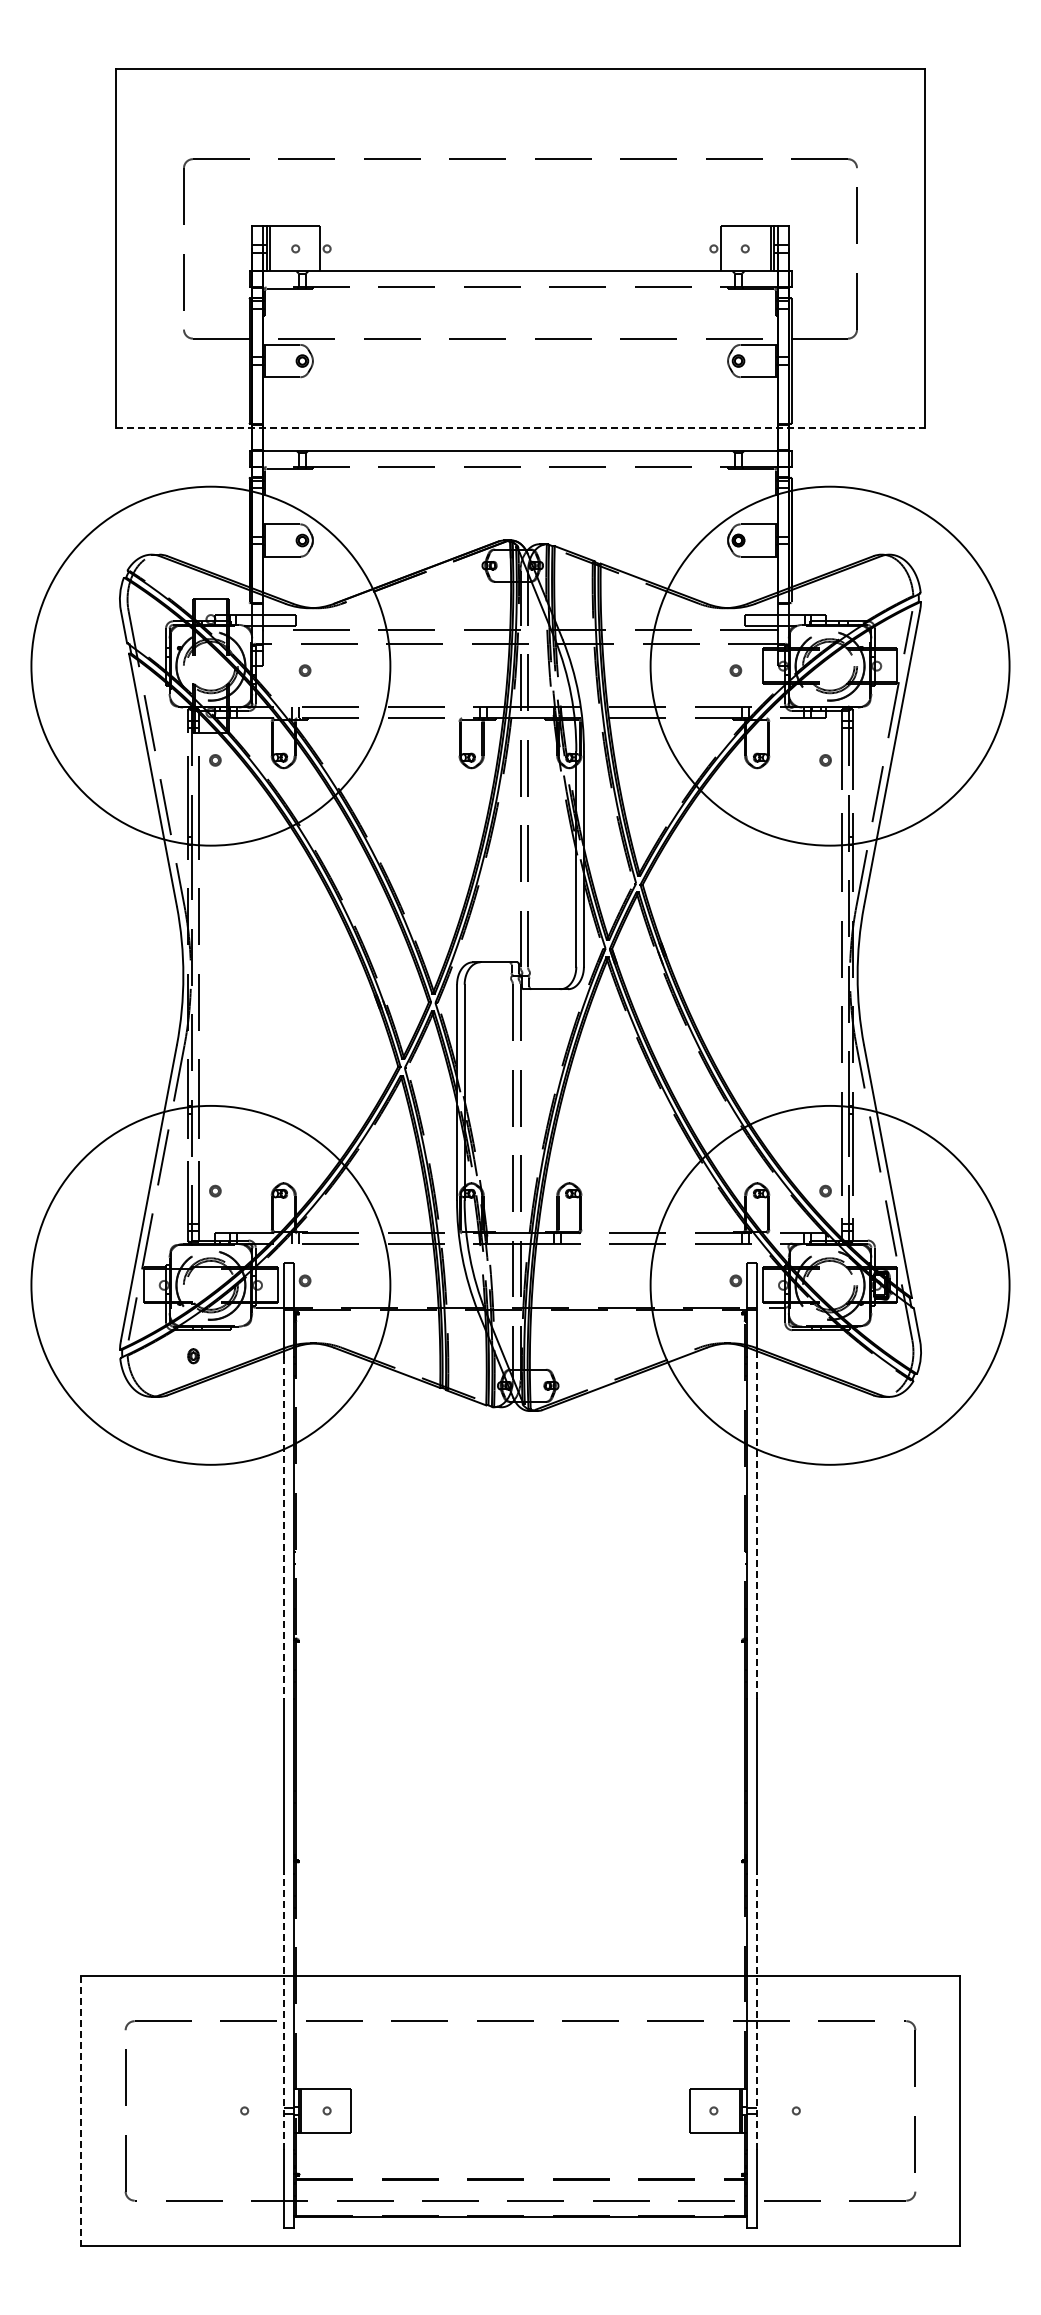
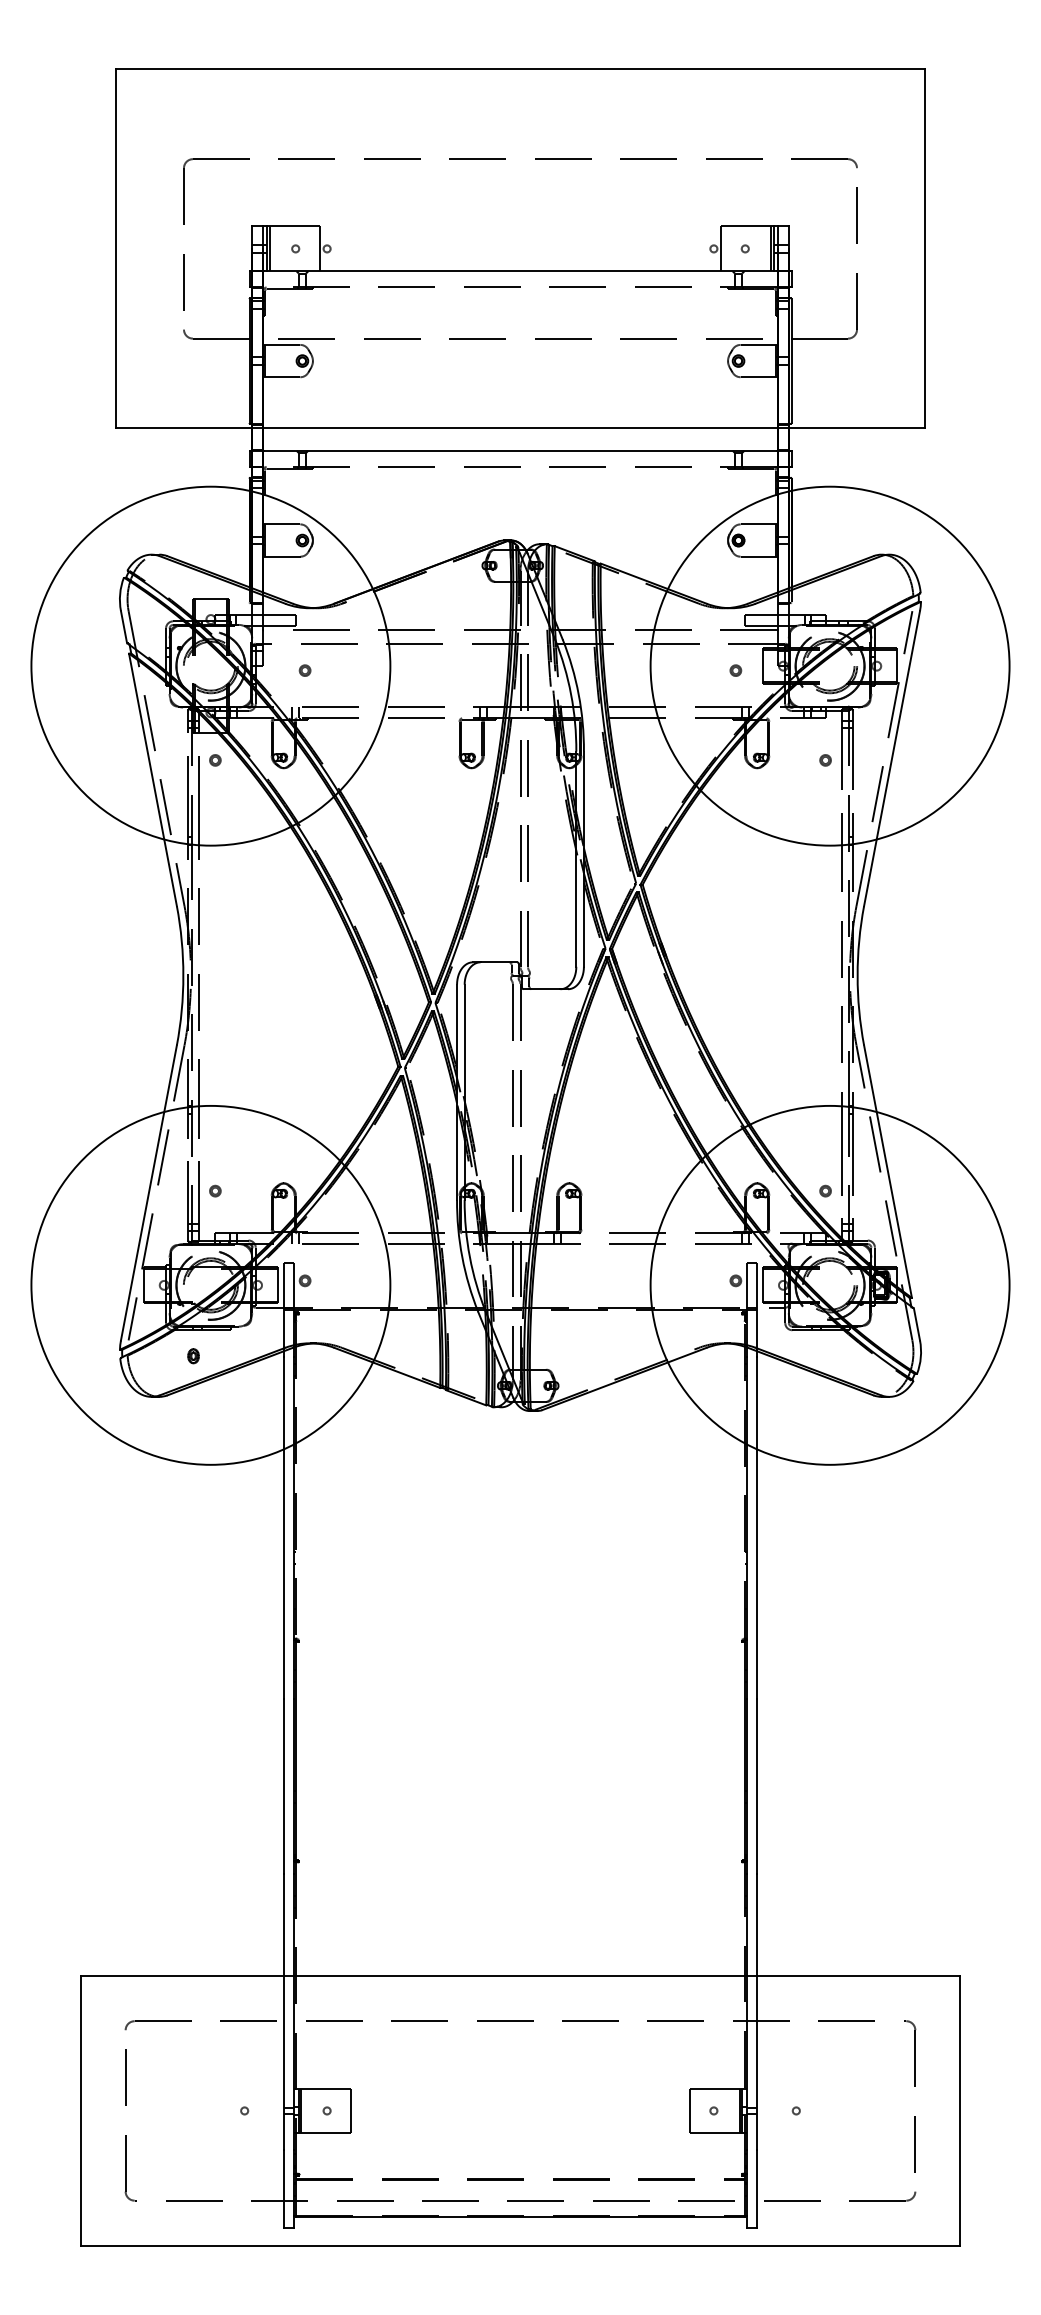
line: dashed -> solid (521, 428)
line: dashed -> solid (283, 1528)
line: dashed -> solid (757, 1528)
line: dashed -> solid (283, 2011)
line: dashed -> solid (757, 2011)
line: dashed -> solid (80, 2110)
